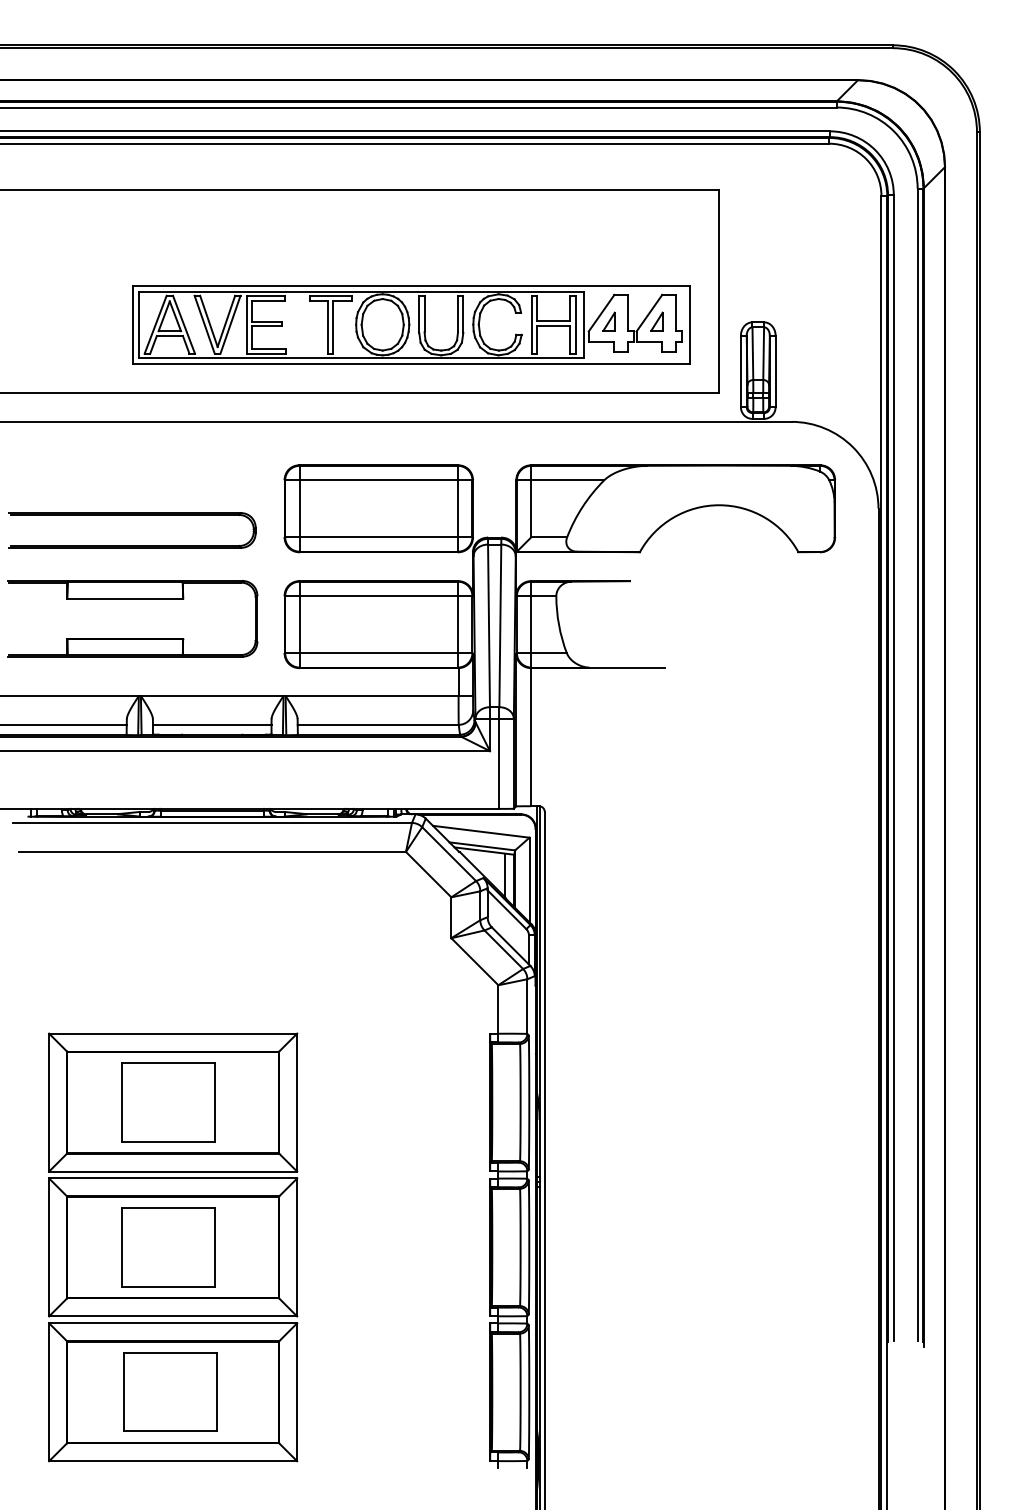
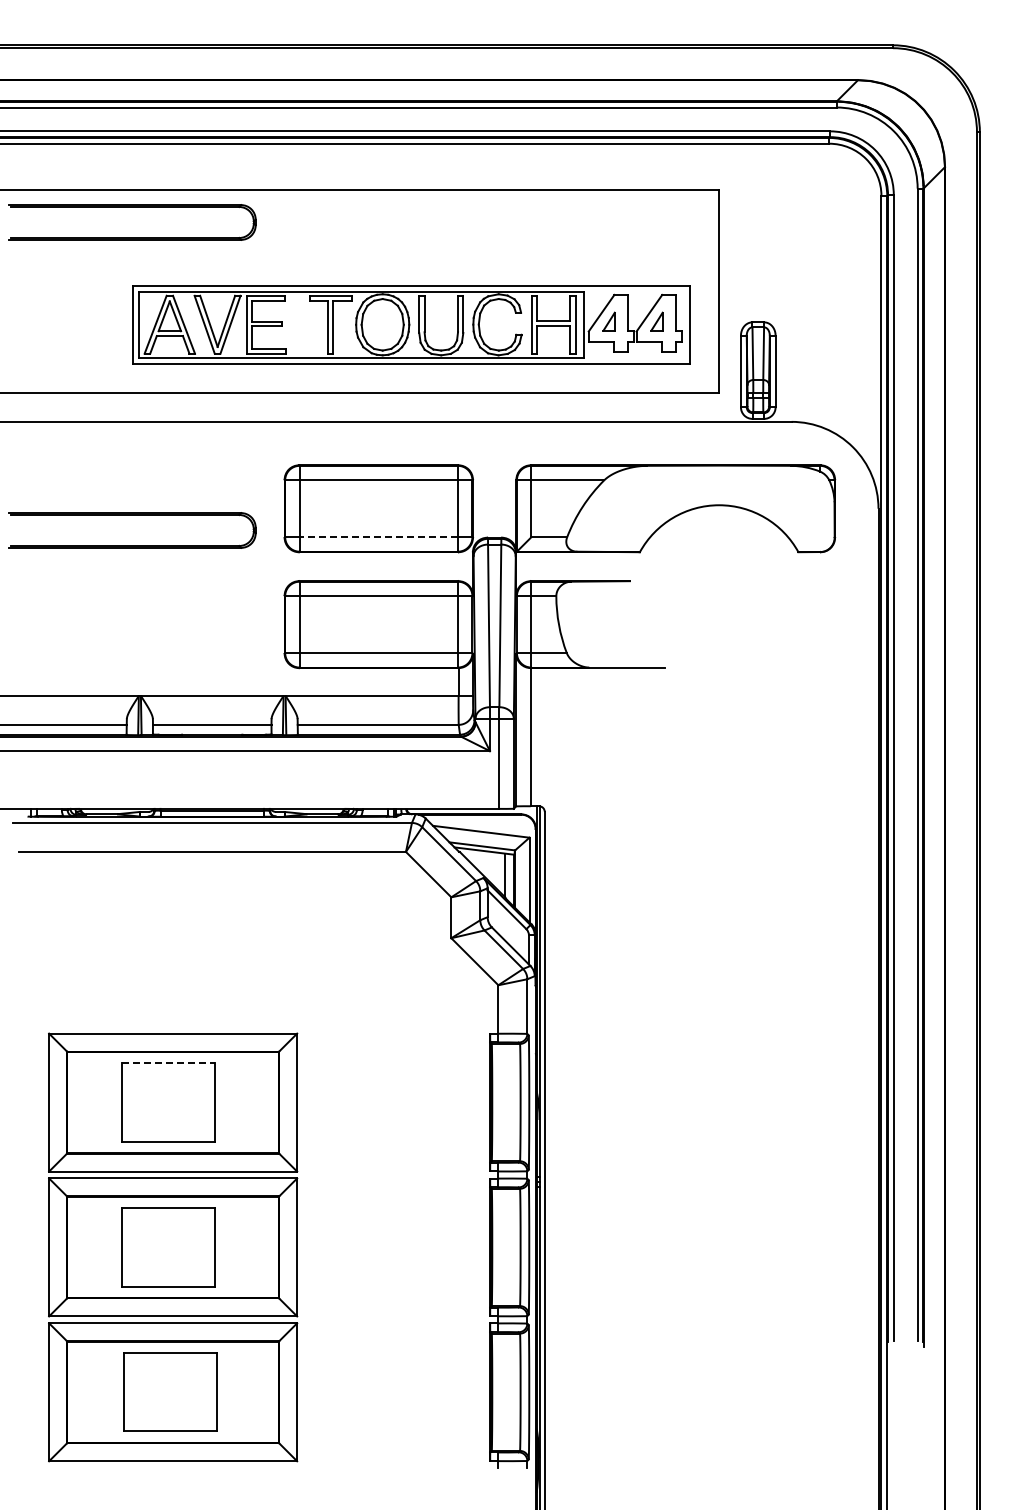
part: none -> present (132, 207)
line: solid -> dashed (378, 537)
part: present -> none (132, 599)
line: solid -> dashed (169, 1063)
